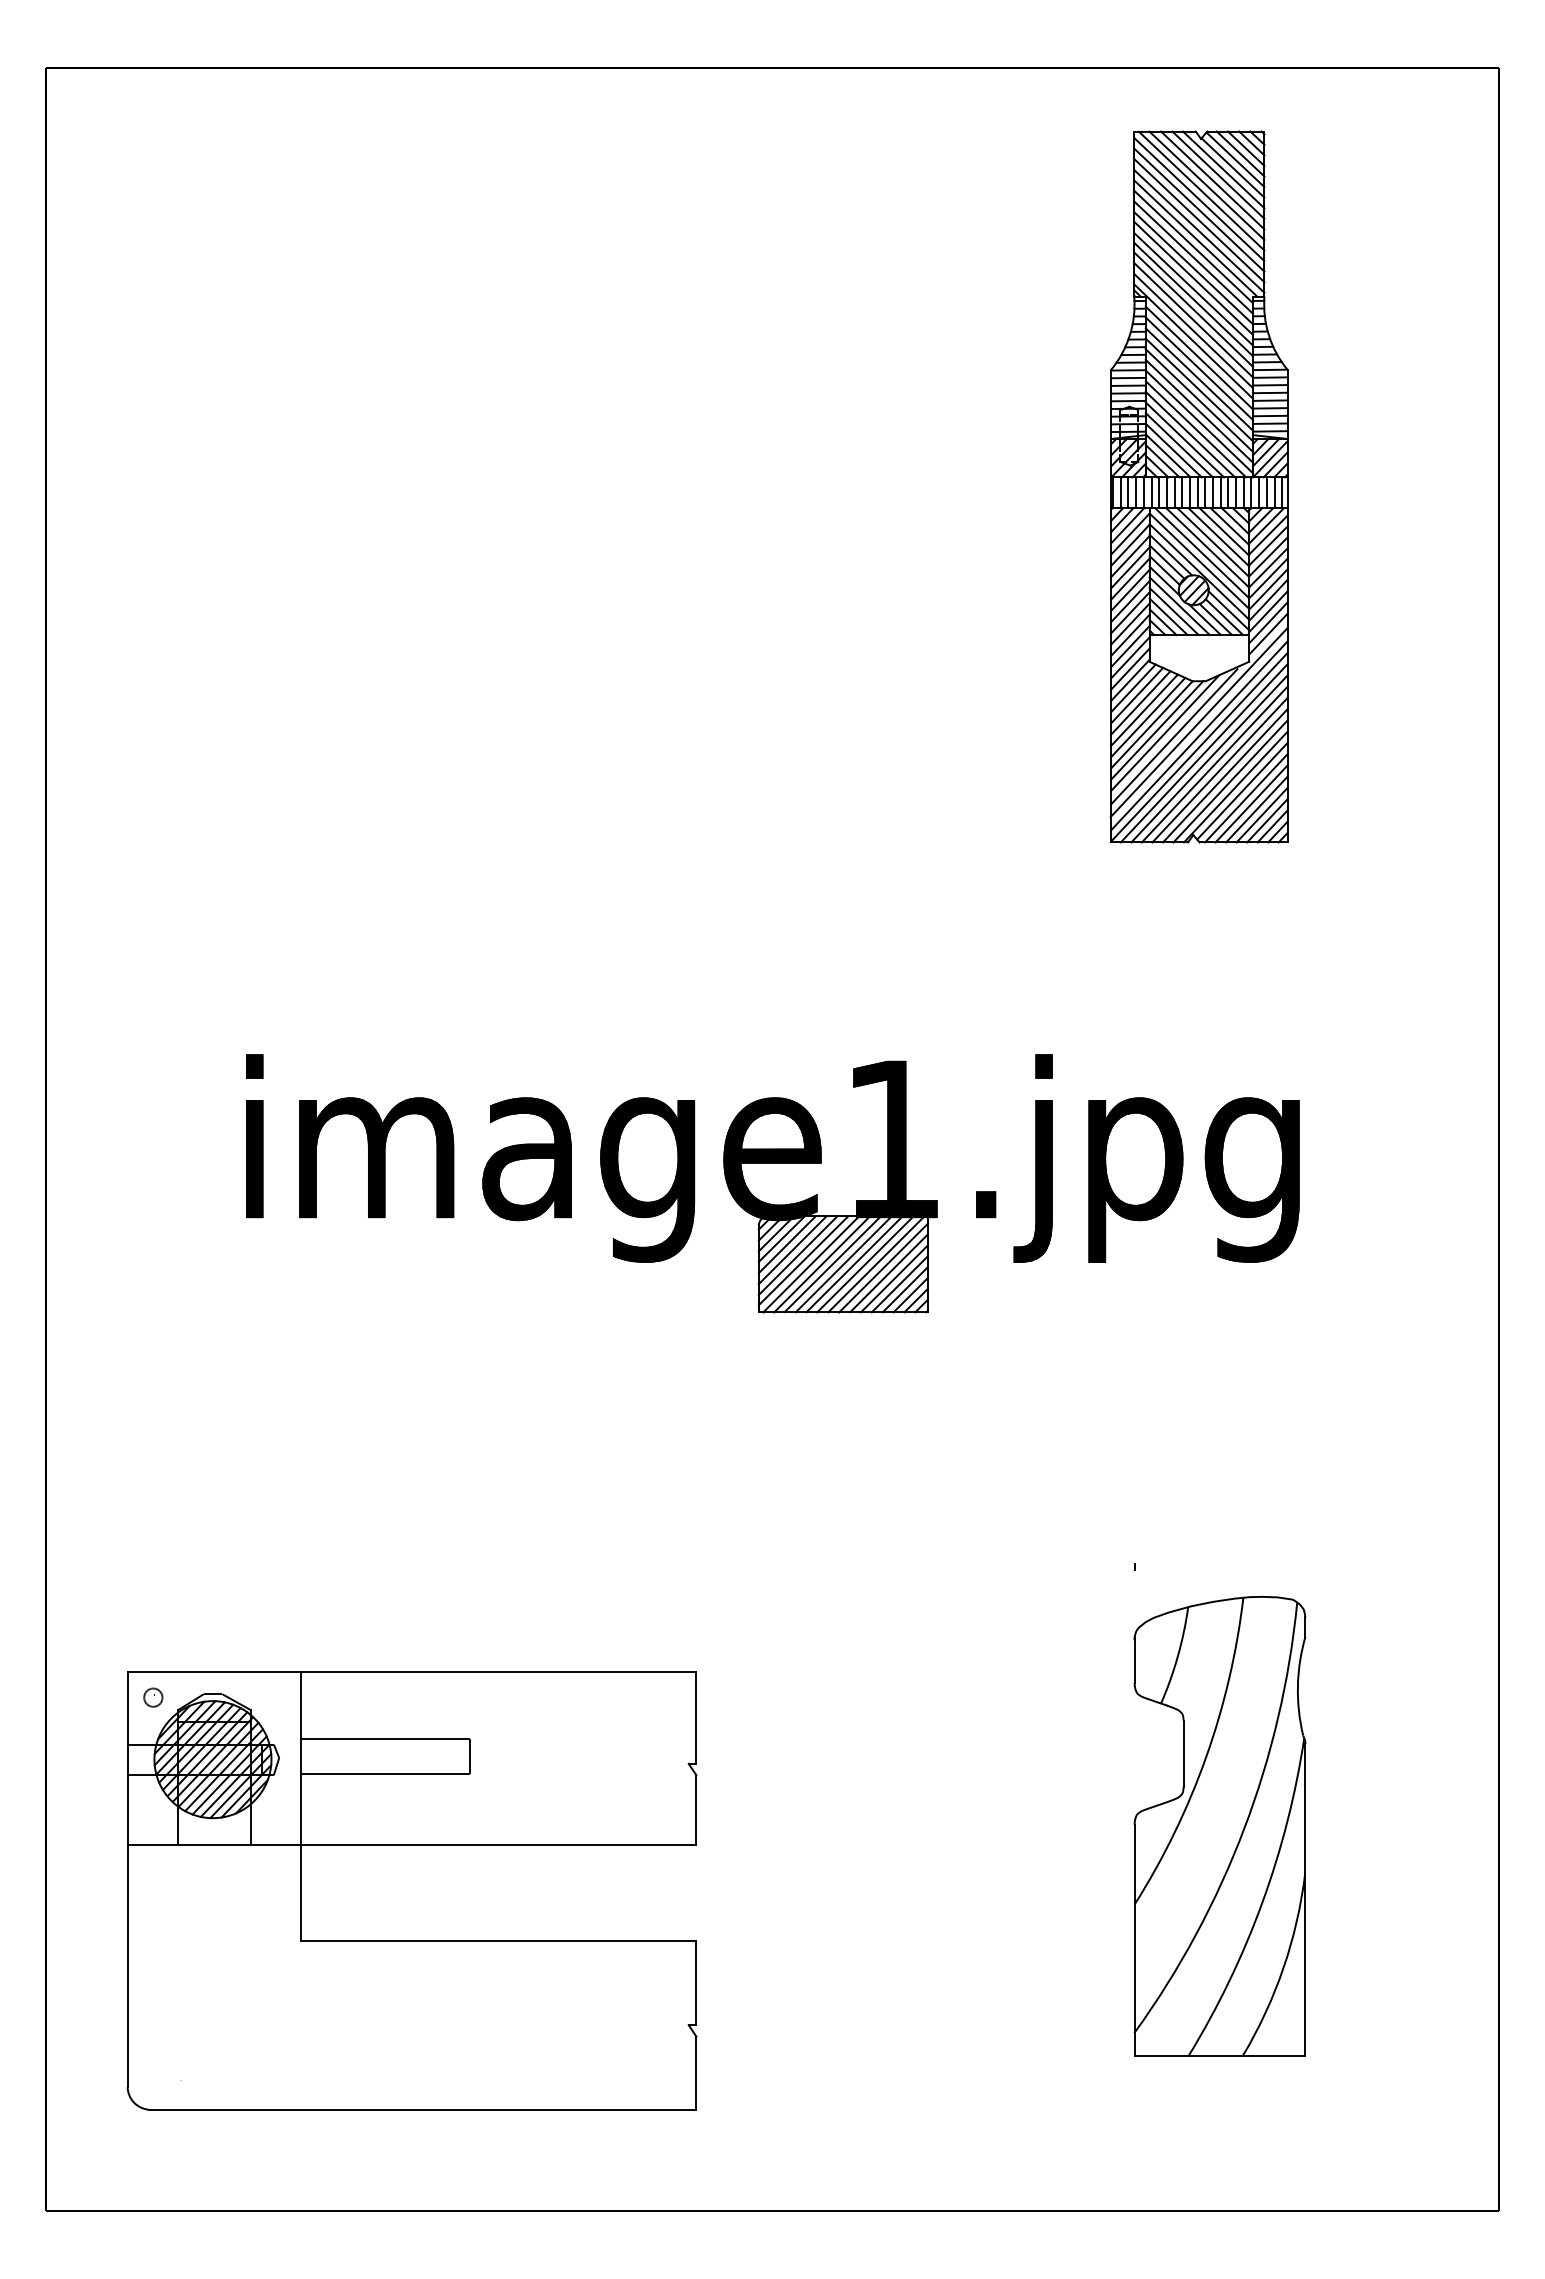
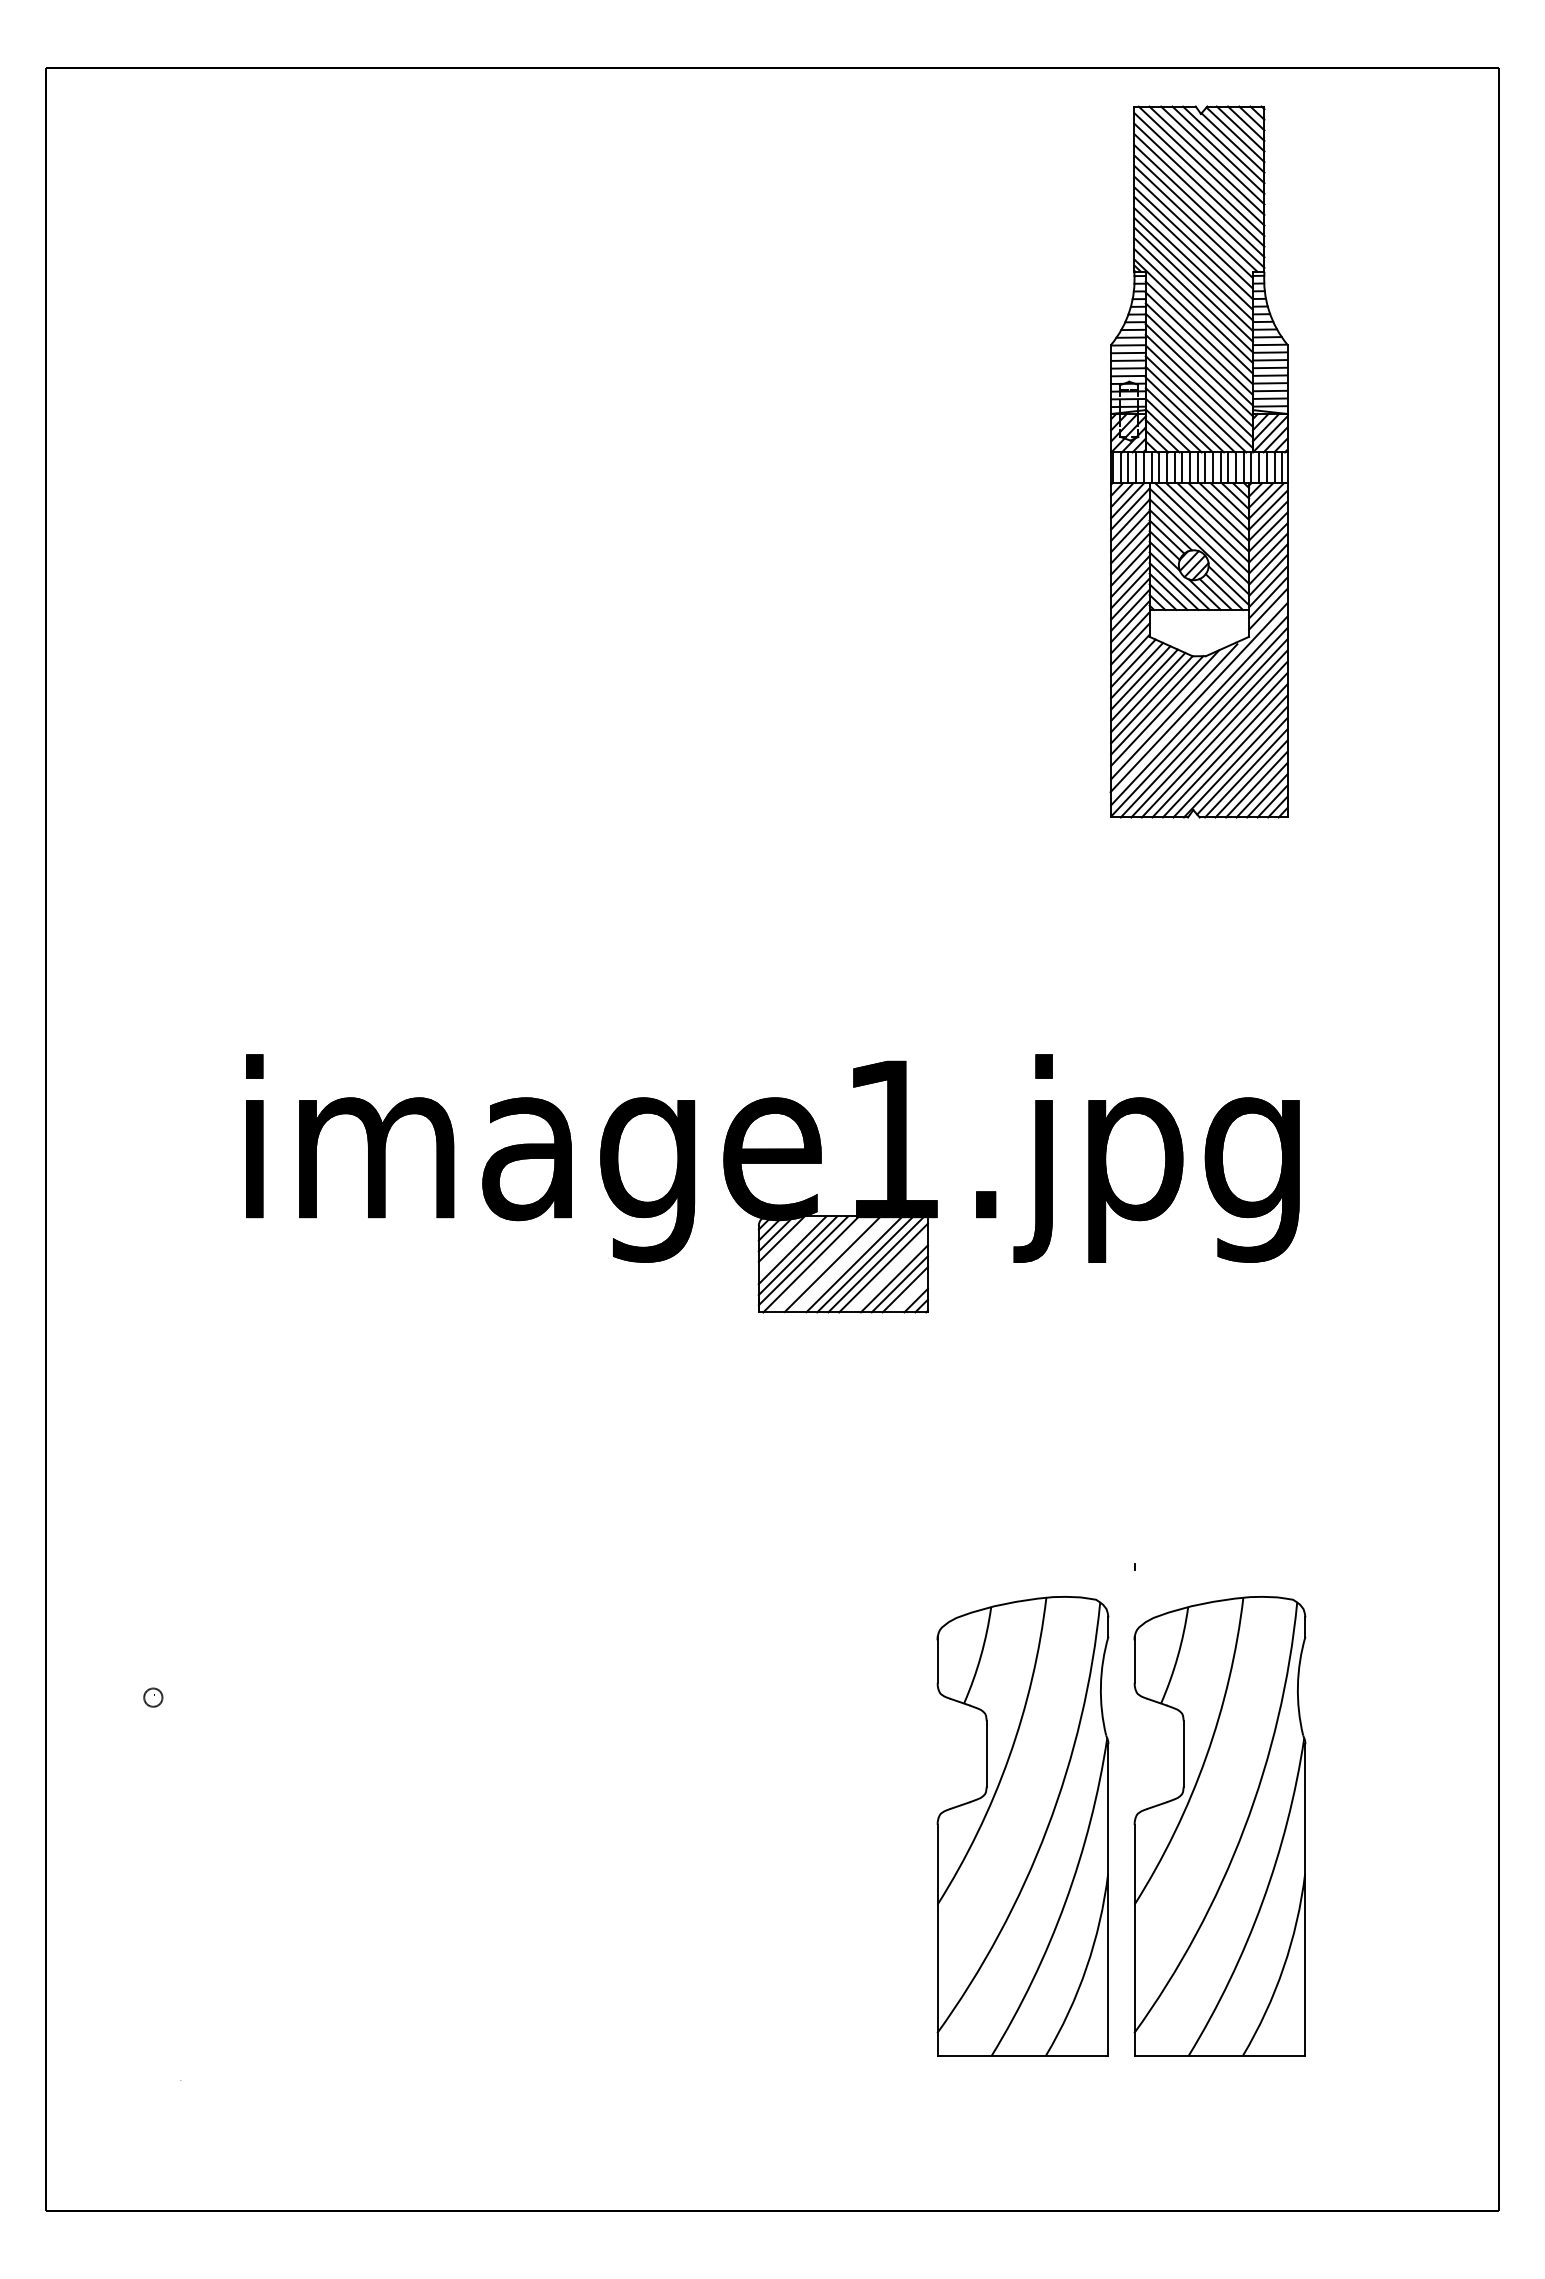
part position: (1198, 486) -> (1198, 461) (1198, 461)
line: present -> none (786, 1244)
line: present -> none (822, 1264)
line: present -> none (843, 1264)
line: present -> none (888, 1273)
line: present -> none (910, 1295)
part: none -> present (1022, 1826)
part: present -> none (411, 1845)
